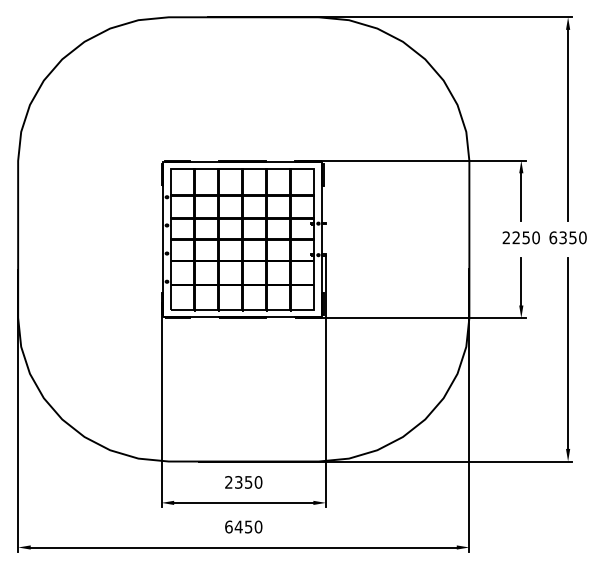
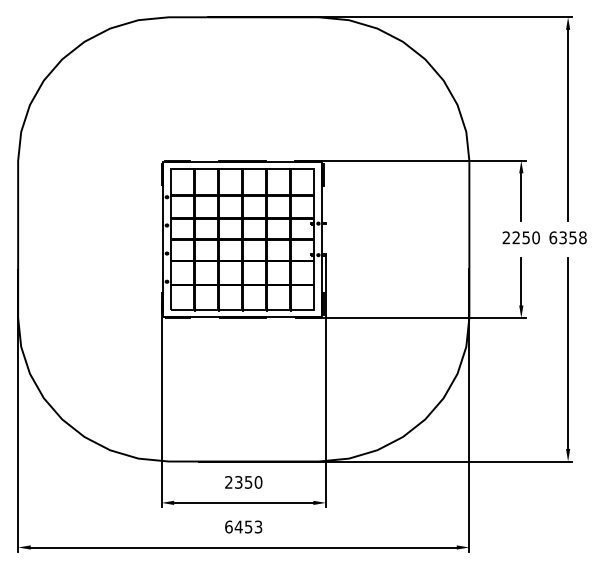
text: 6350 -> 6358 (582, 237)
text: 6450 -> 6453 (258, 526)
